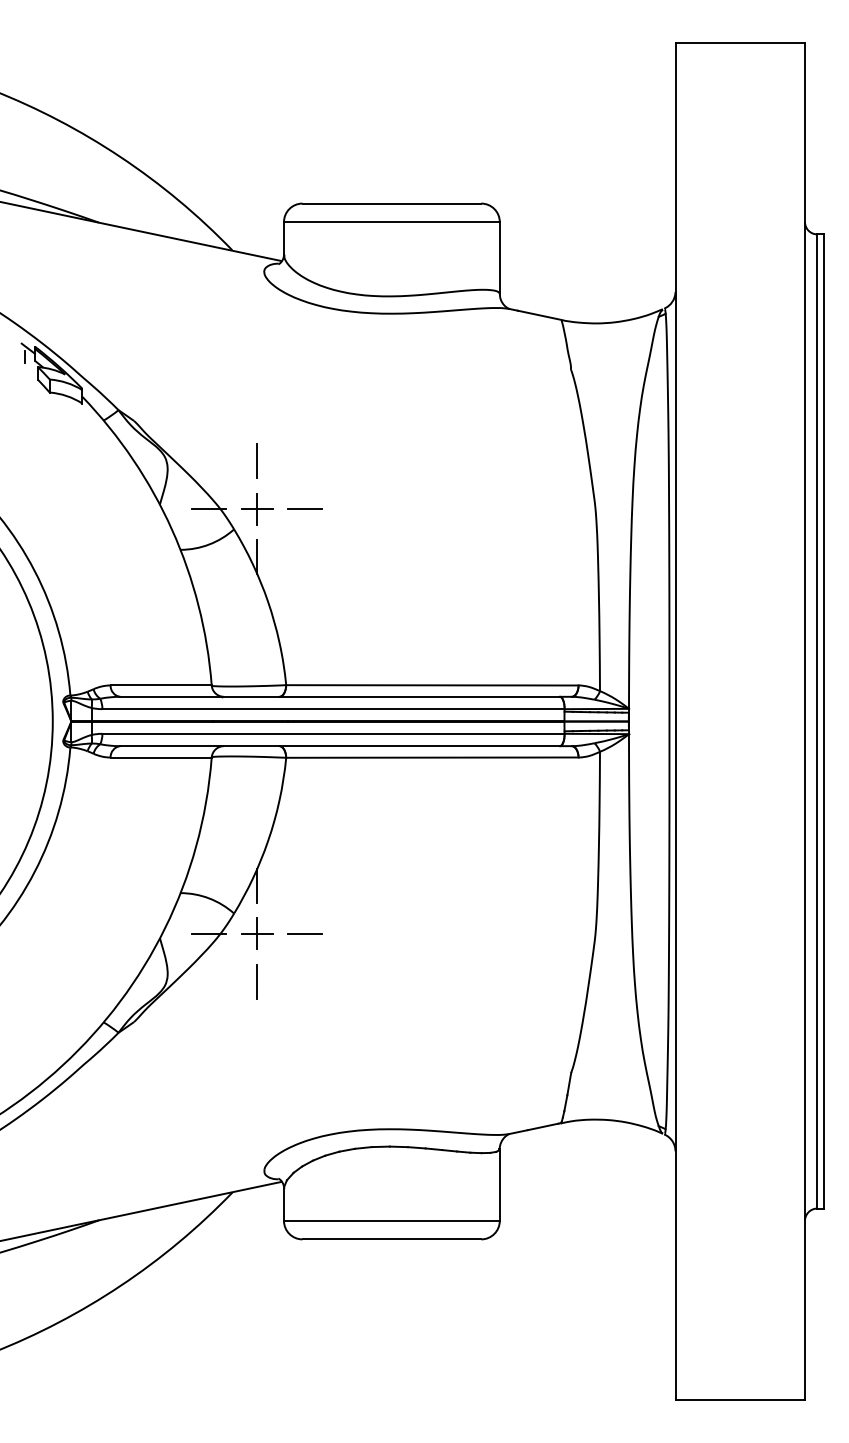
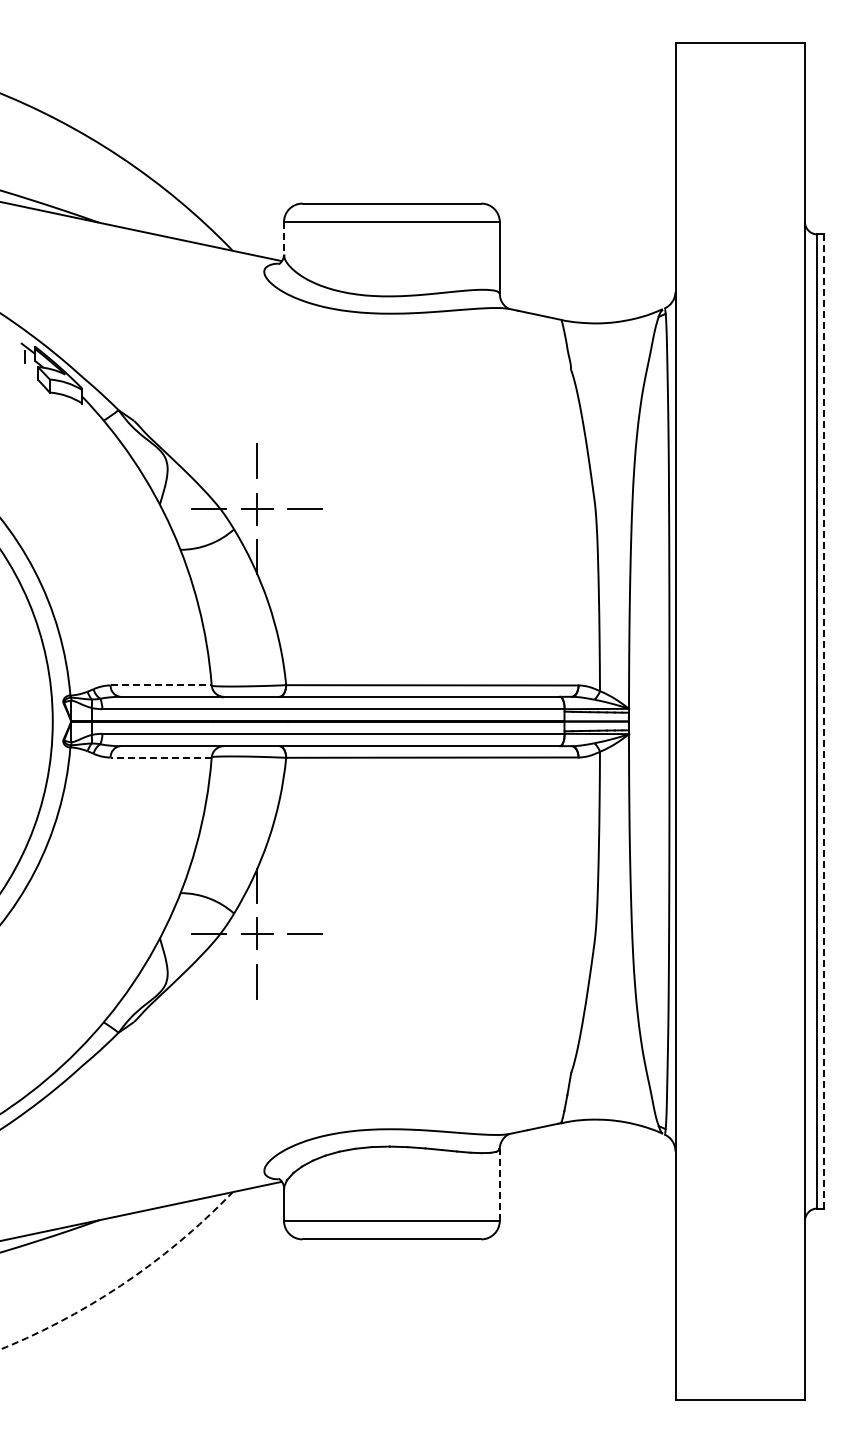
line: solid -> dashed (284, 238)
line: solid -> dashed (161, 685)
line: solid -> dashed (823, 721)
line: solid -> dashed (161, 757)
line: solid -> dashed (499, 1185)
arc: solid -> dashed (123, 1283)
